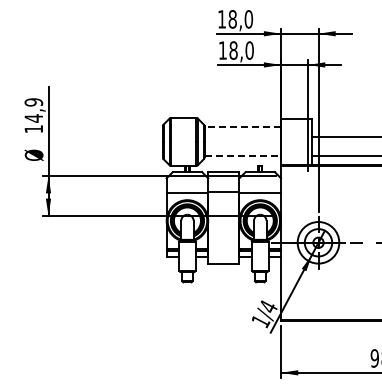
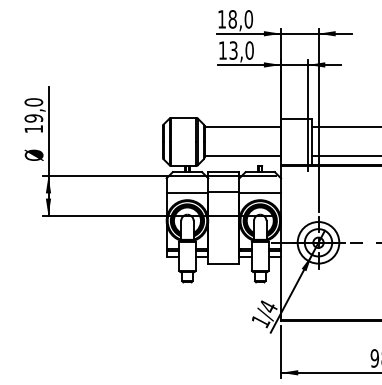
text: 18,0 -> 13,0 (233, 50)
text: 14,9 -> 19,0 (33, 110)
line: dashed -> solid (242, 127)
line position: (345, 137) -> (345, 127) (345, 127)
line: dashed -> solid (243, 156)
